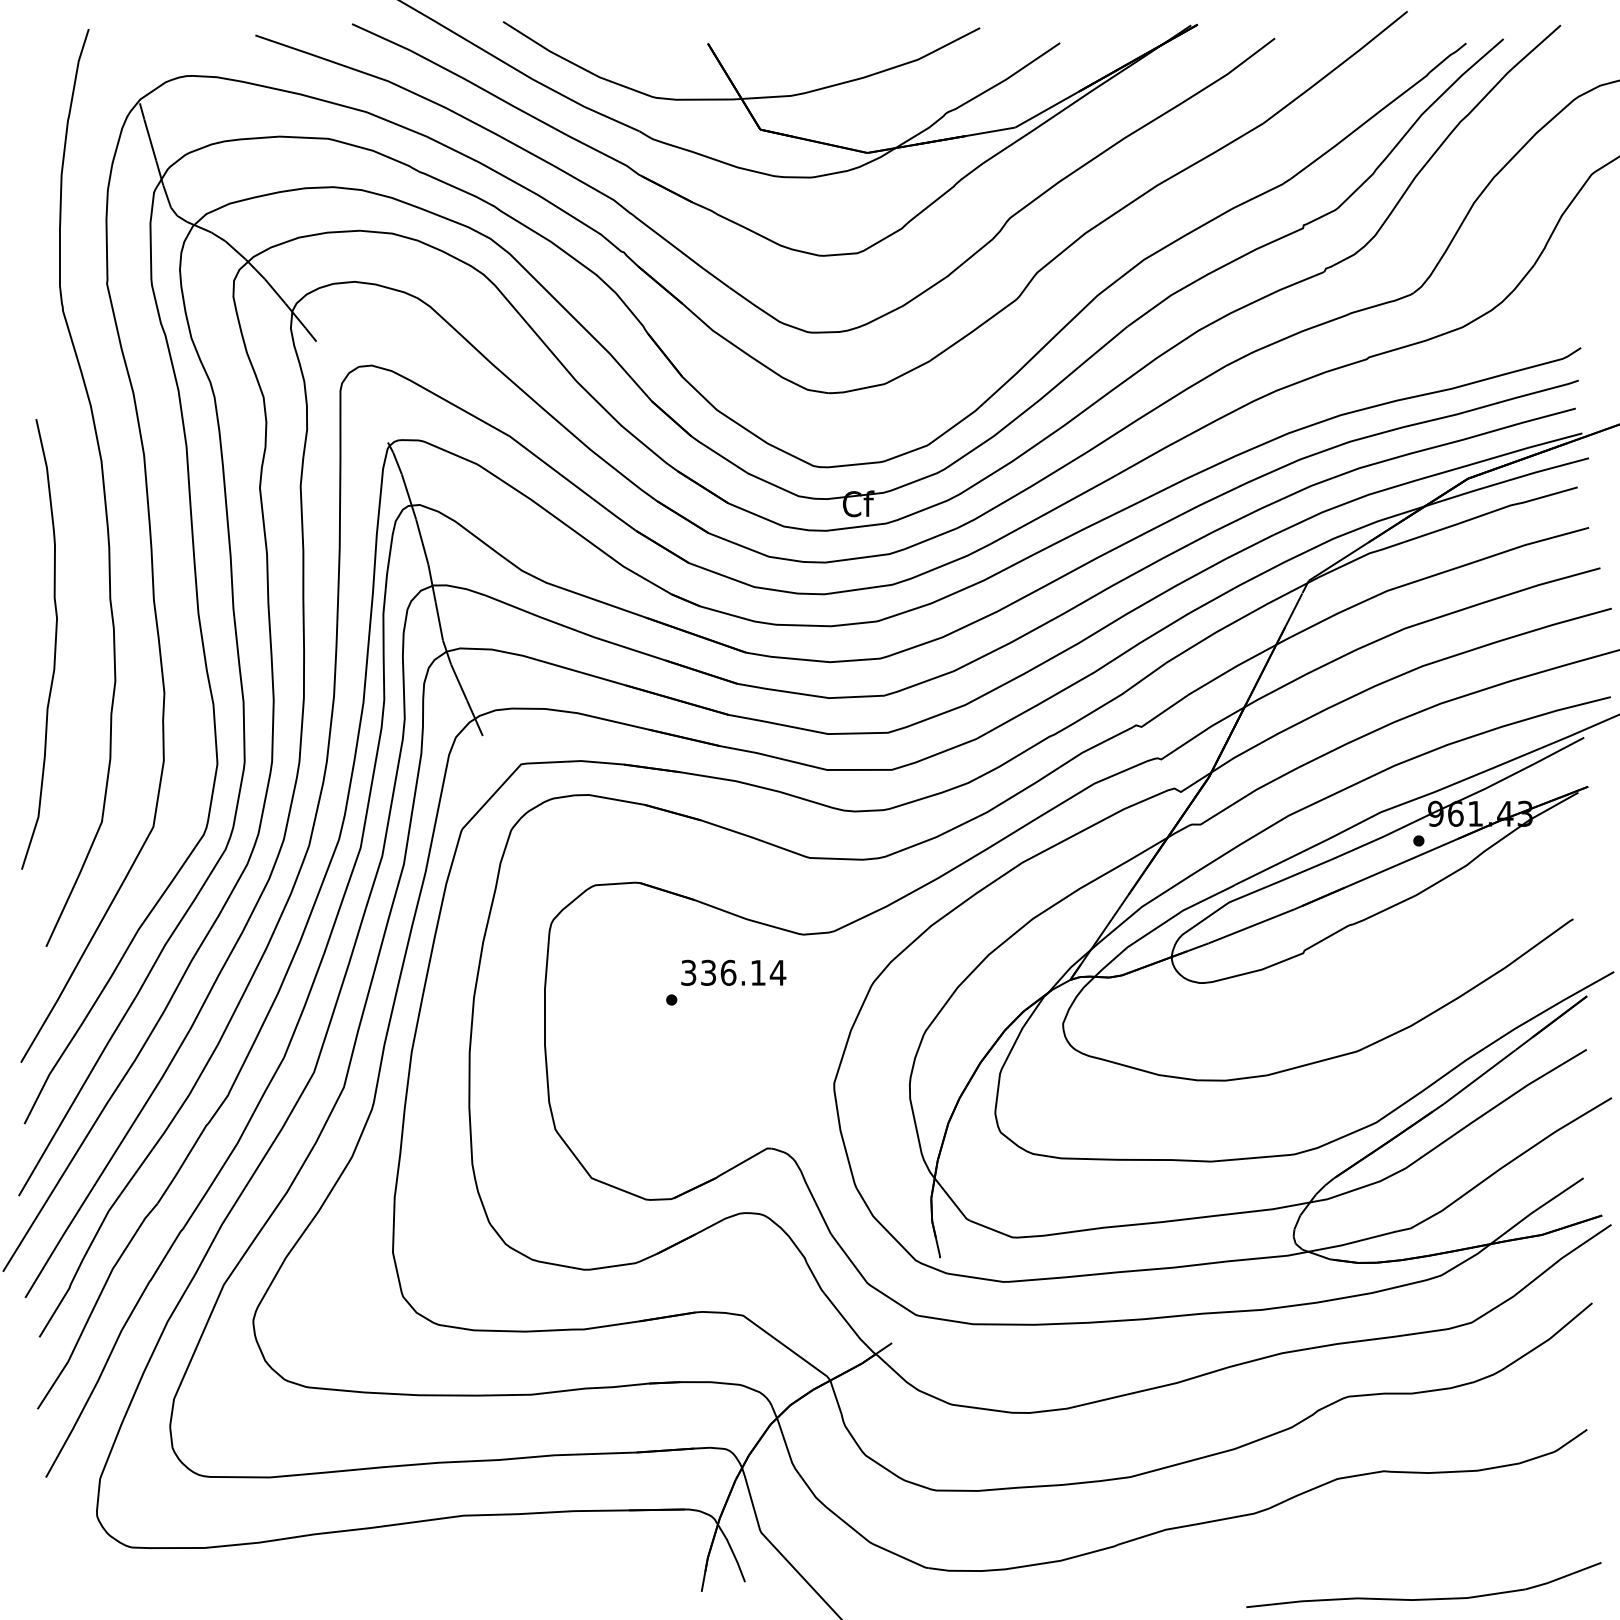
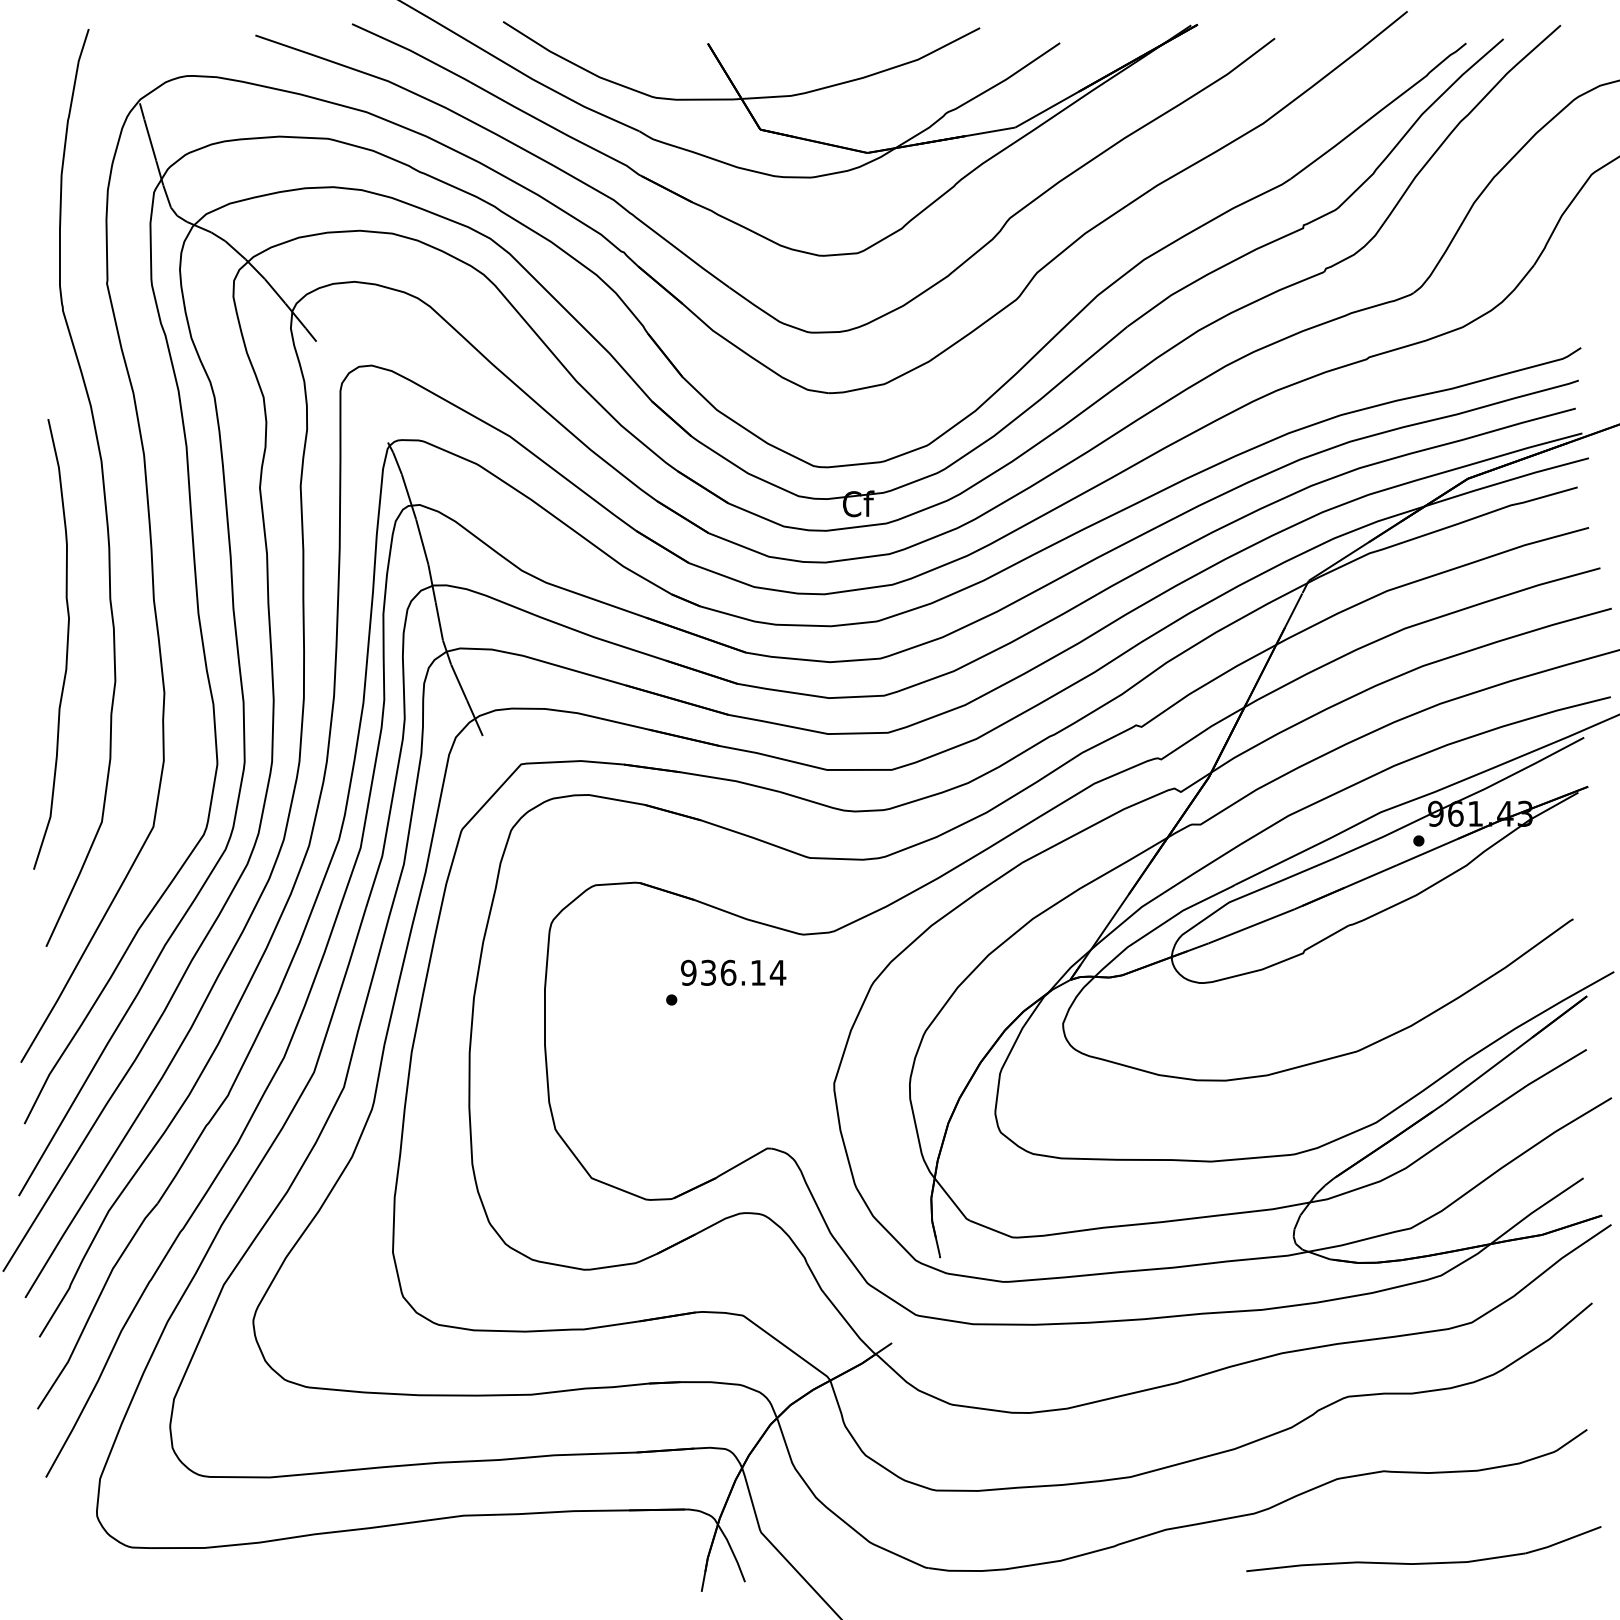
curve position: (54, 644) -> (66, 644) (66, 644)
text: 336.14 -> 936.14 (688, 972)
part position: (1423, 1598) -> (1423, 1562) (1423, 1562)
